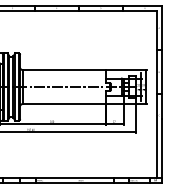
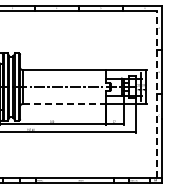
line: solid -> dashed (157, 94)
line: solid -> dashed (64, 103)
